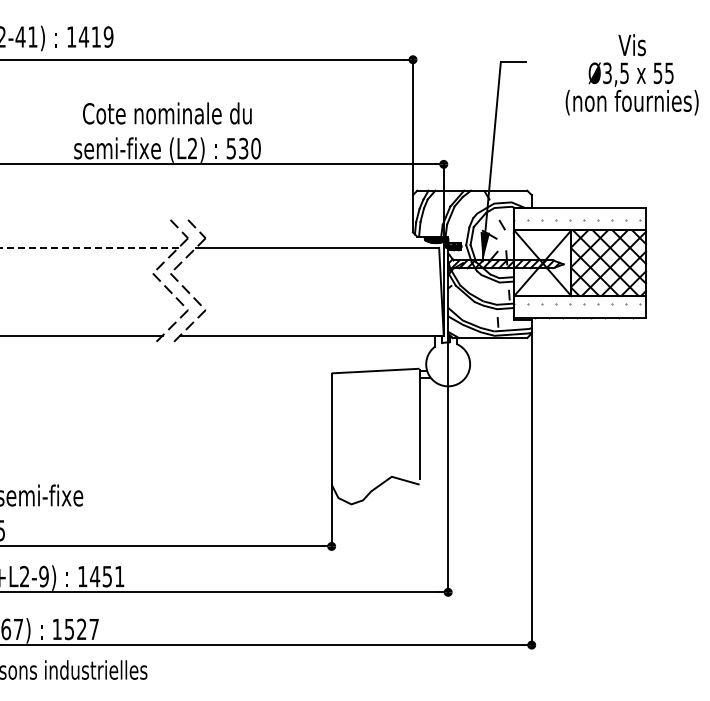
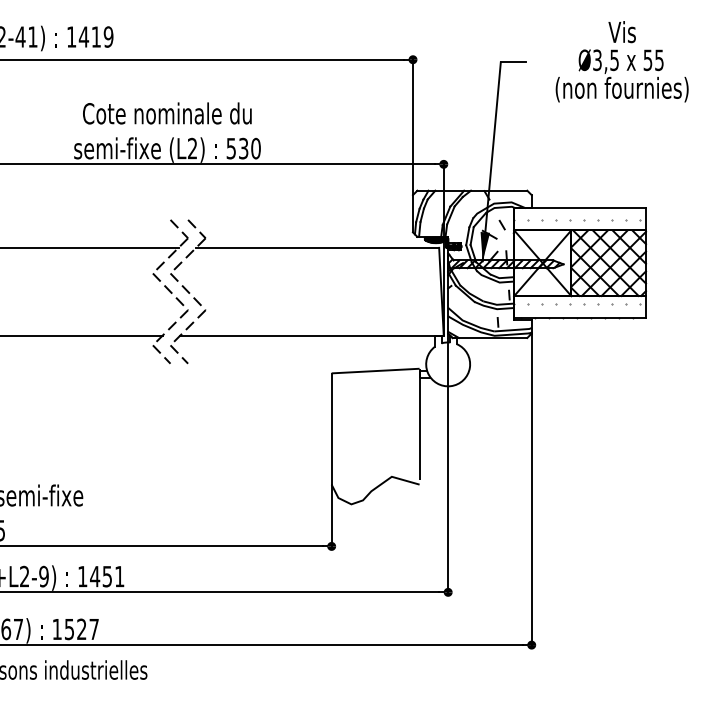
text position: (631, 74) -> (621, 61) (621, 61)
line: dashed -> solid (89, 247)
line: none -> present (161, 354)
line: none -> present (179, 354)
